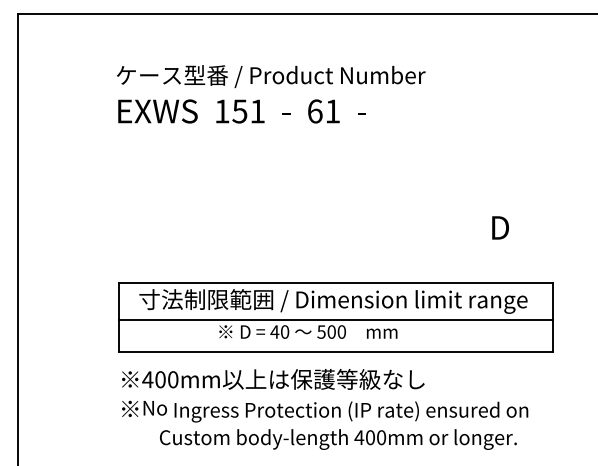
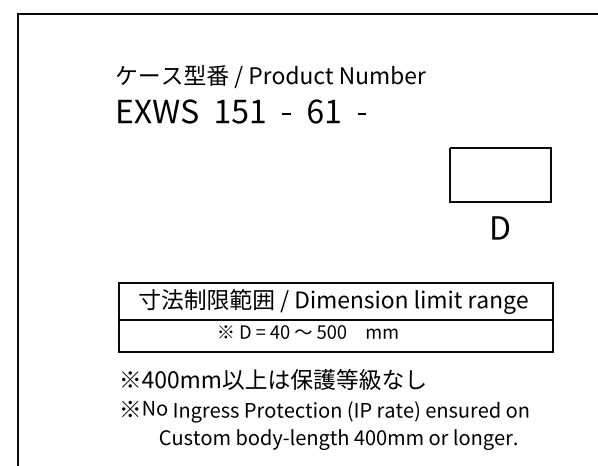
part: none -> present (500, 174)
